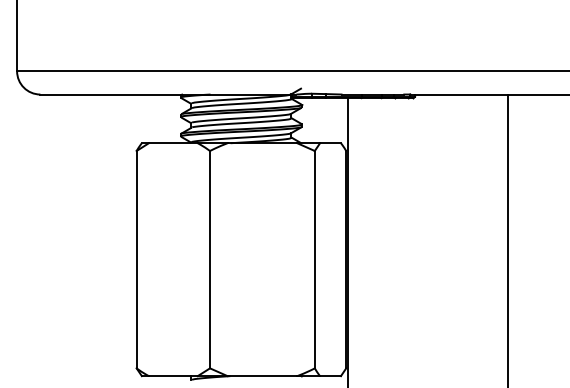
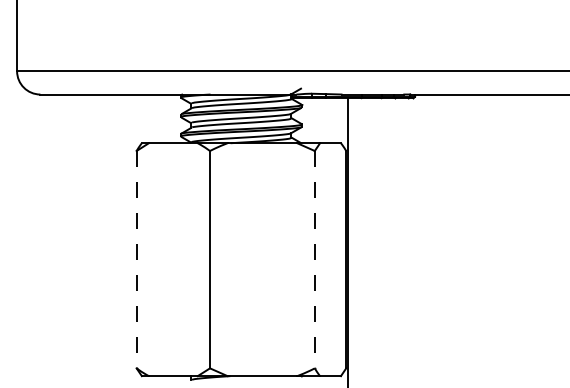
line: present -> none (507, 239)
line: solid -> dashed (136, 259)
line: solid -> dashed (314, 259)
